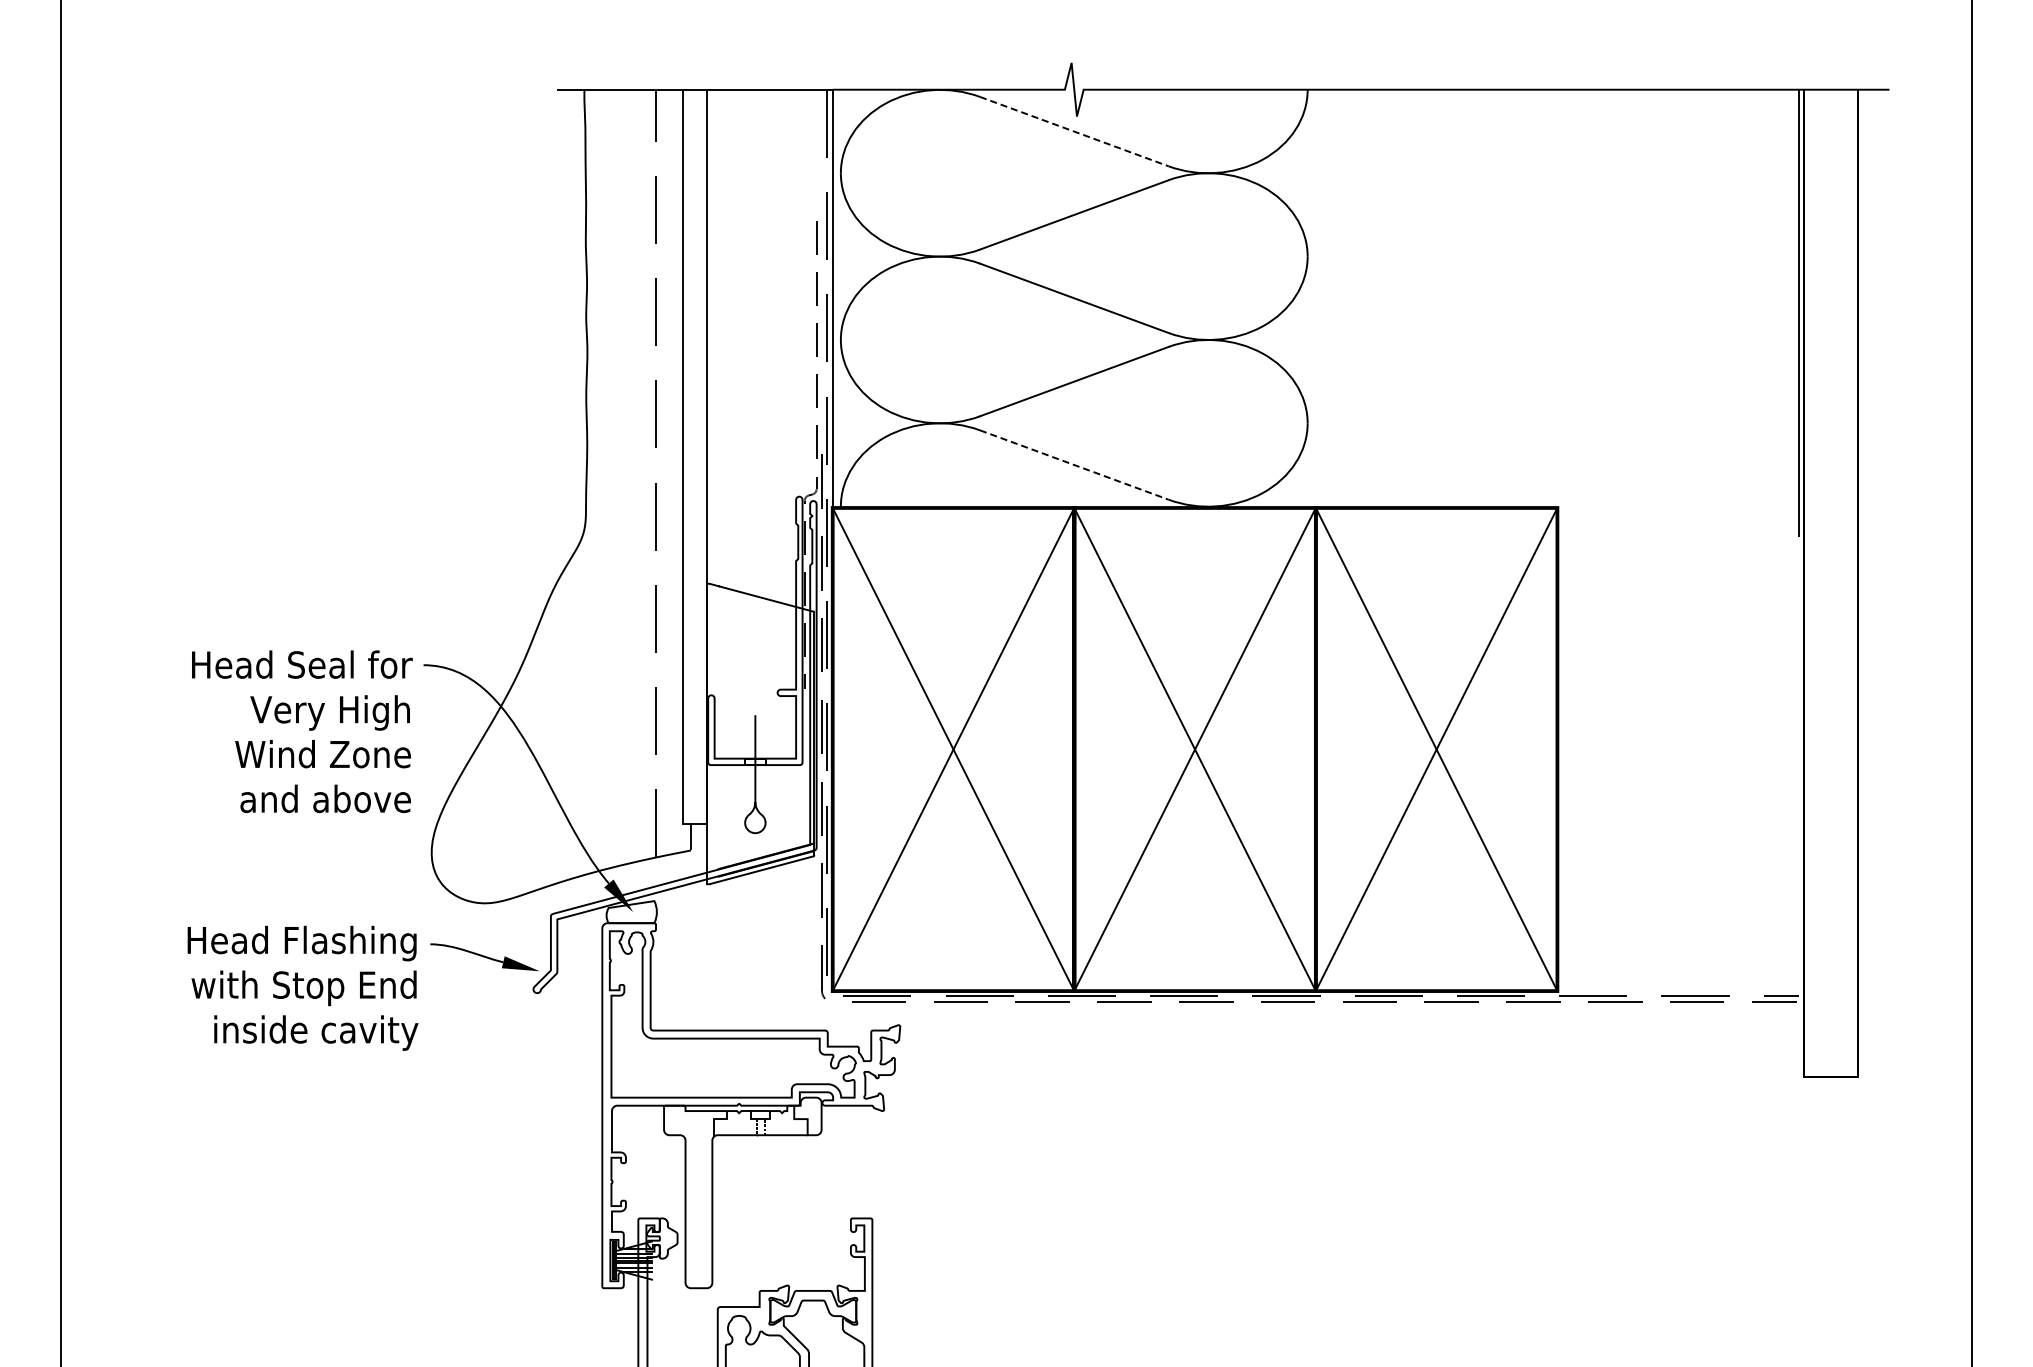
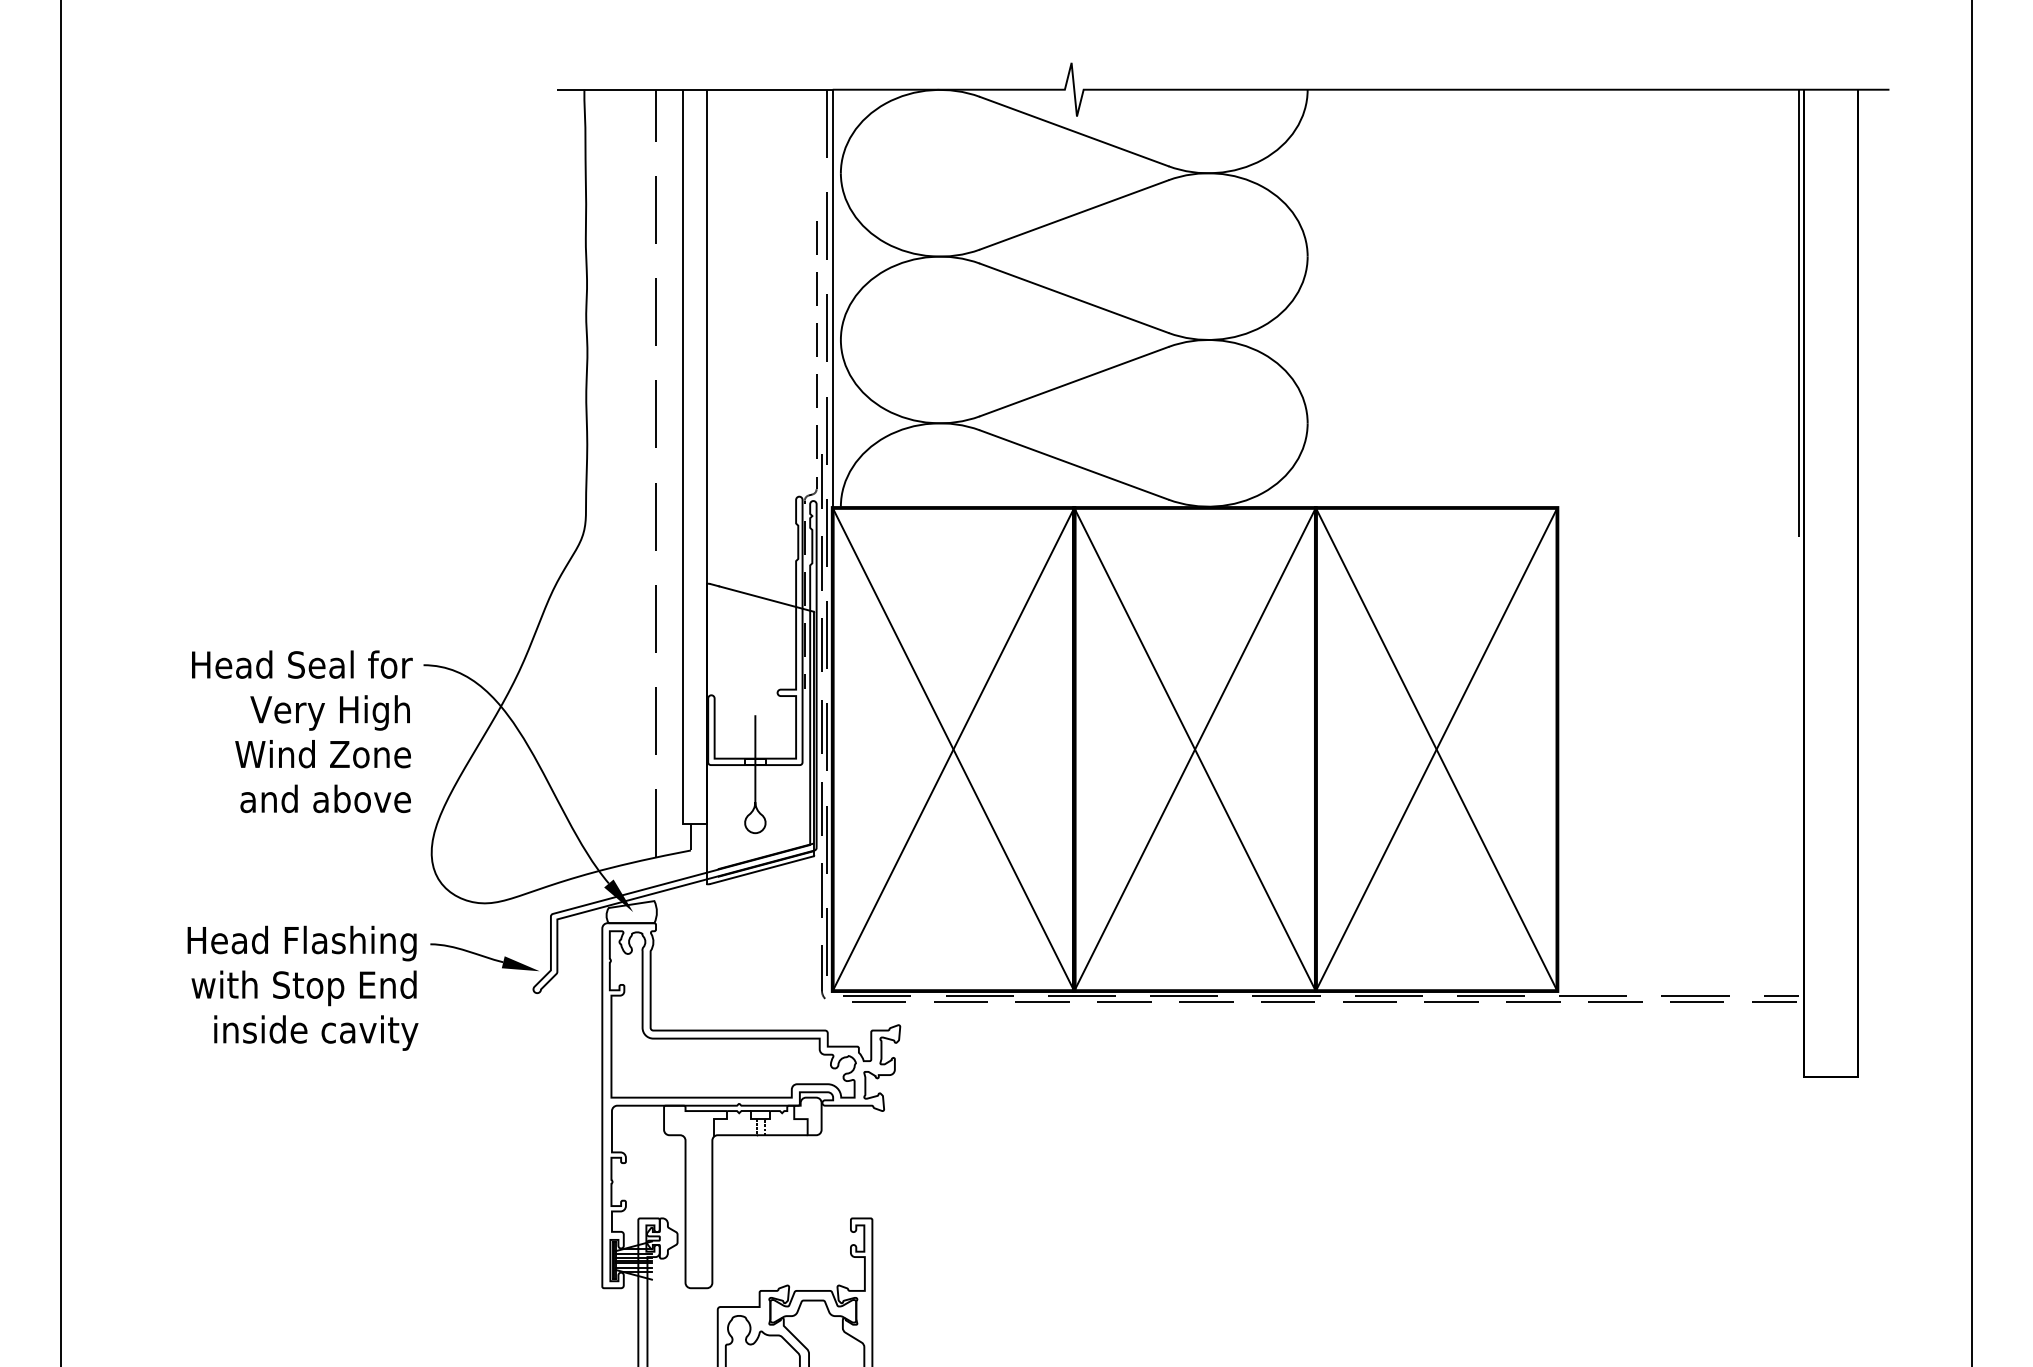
line: dashed -> solid (1074, 131)
line: dashed -> solid (1074, 465)
